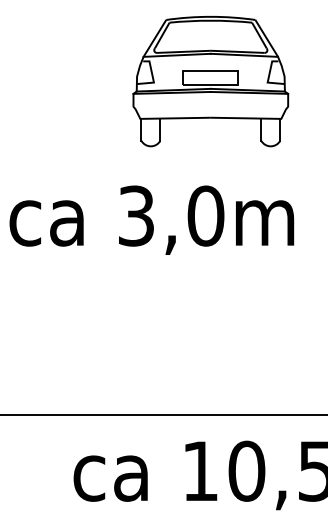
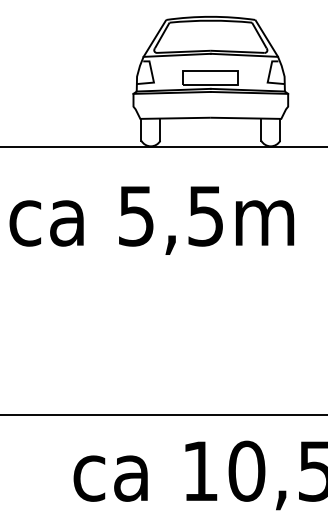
line: none -> present (163, 146)
text: 3,0m -> 5,5m (171, 215)
